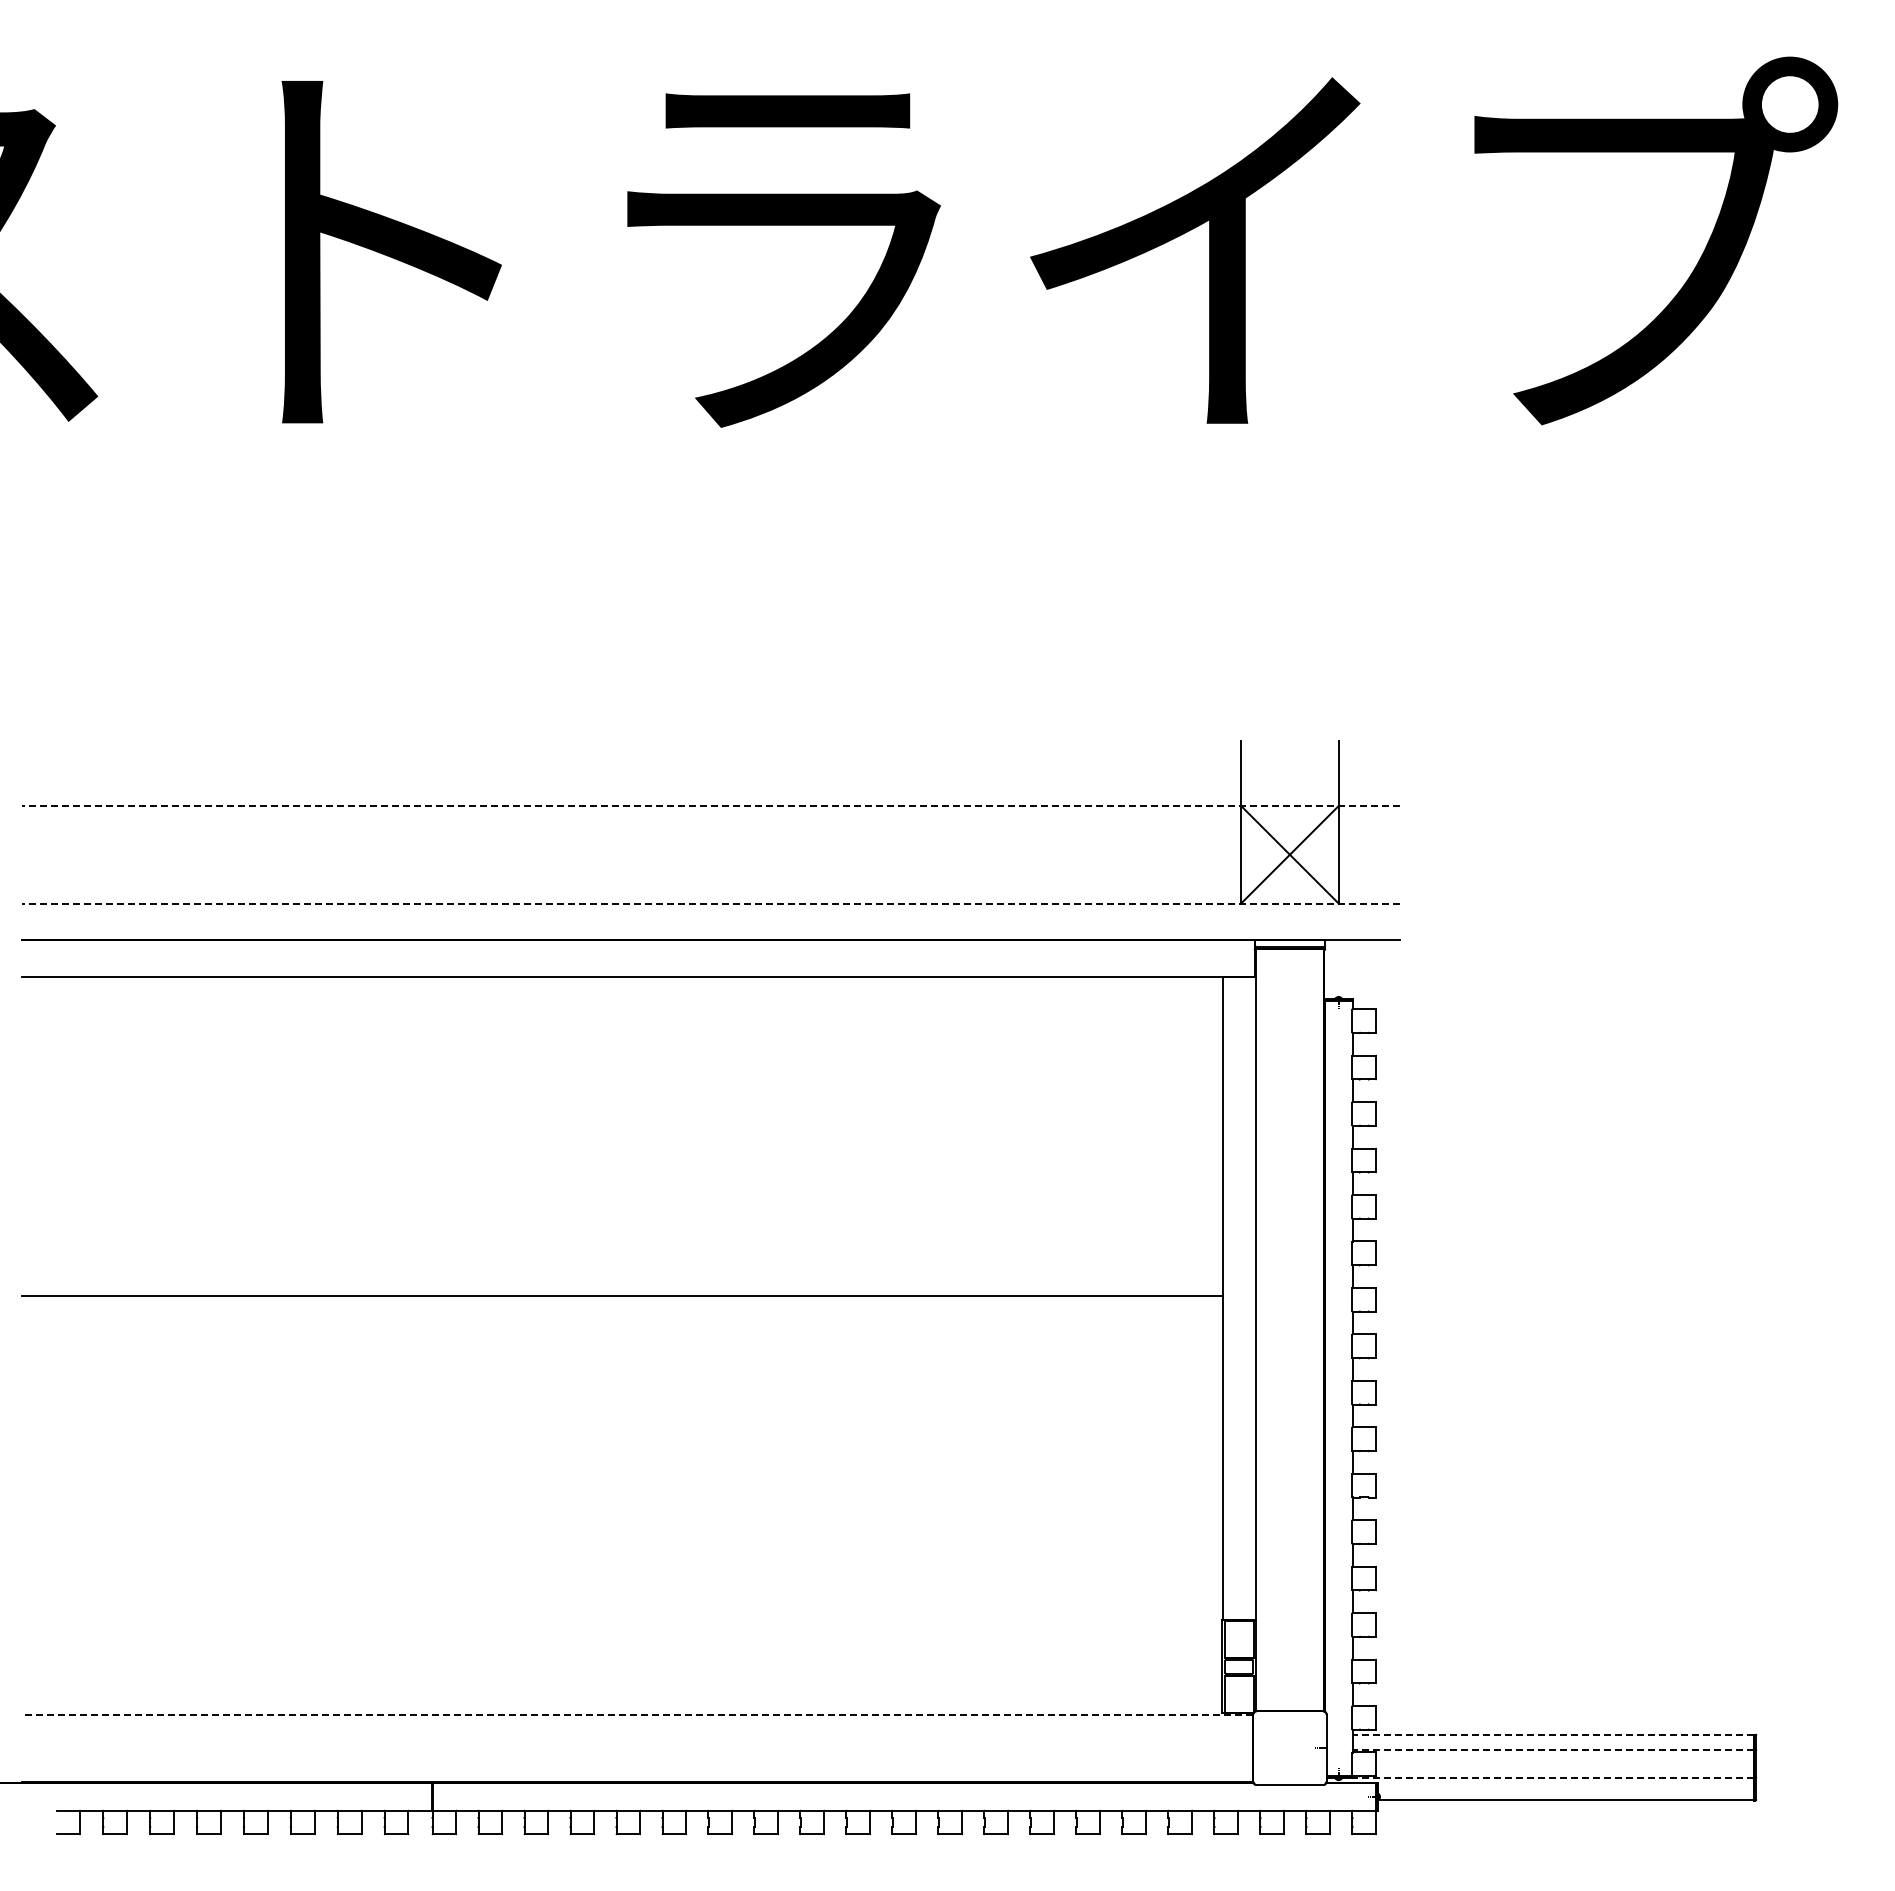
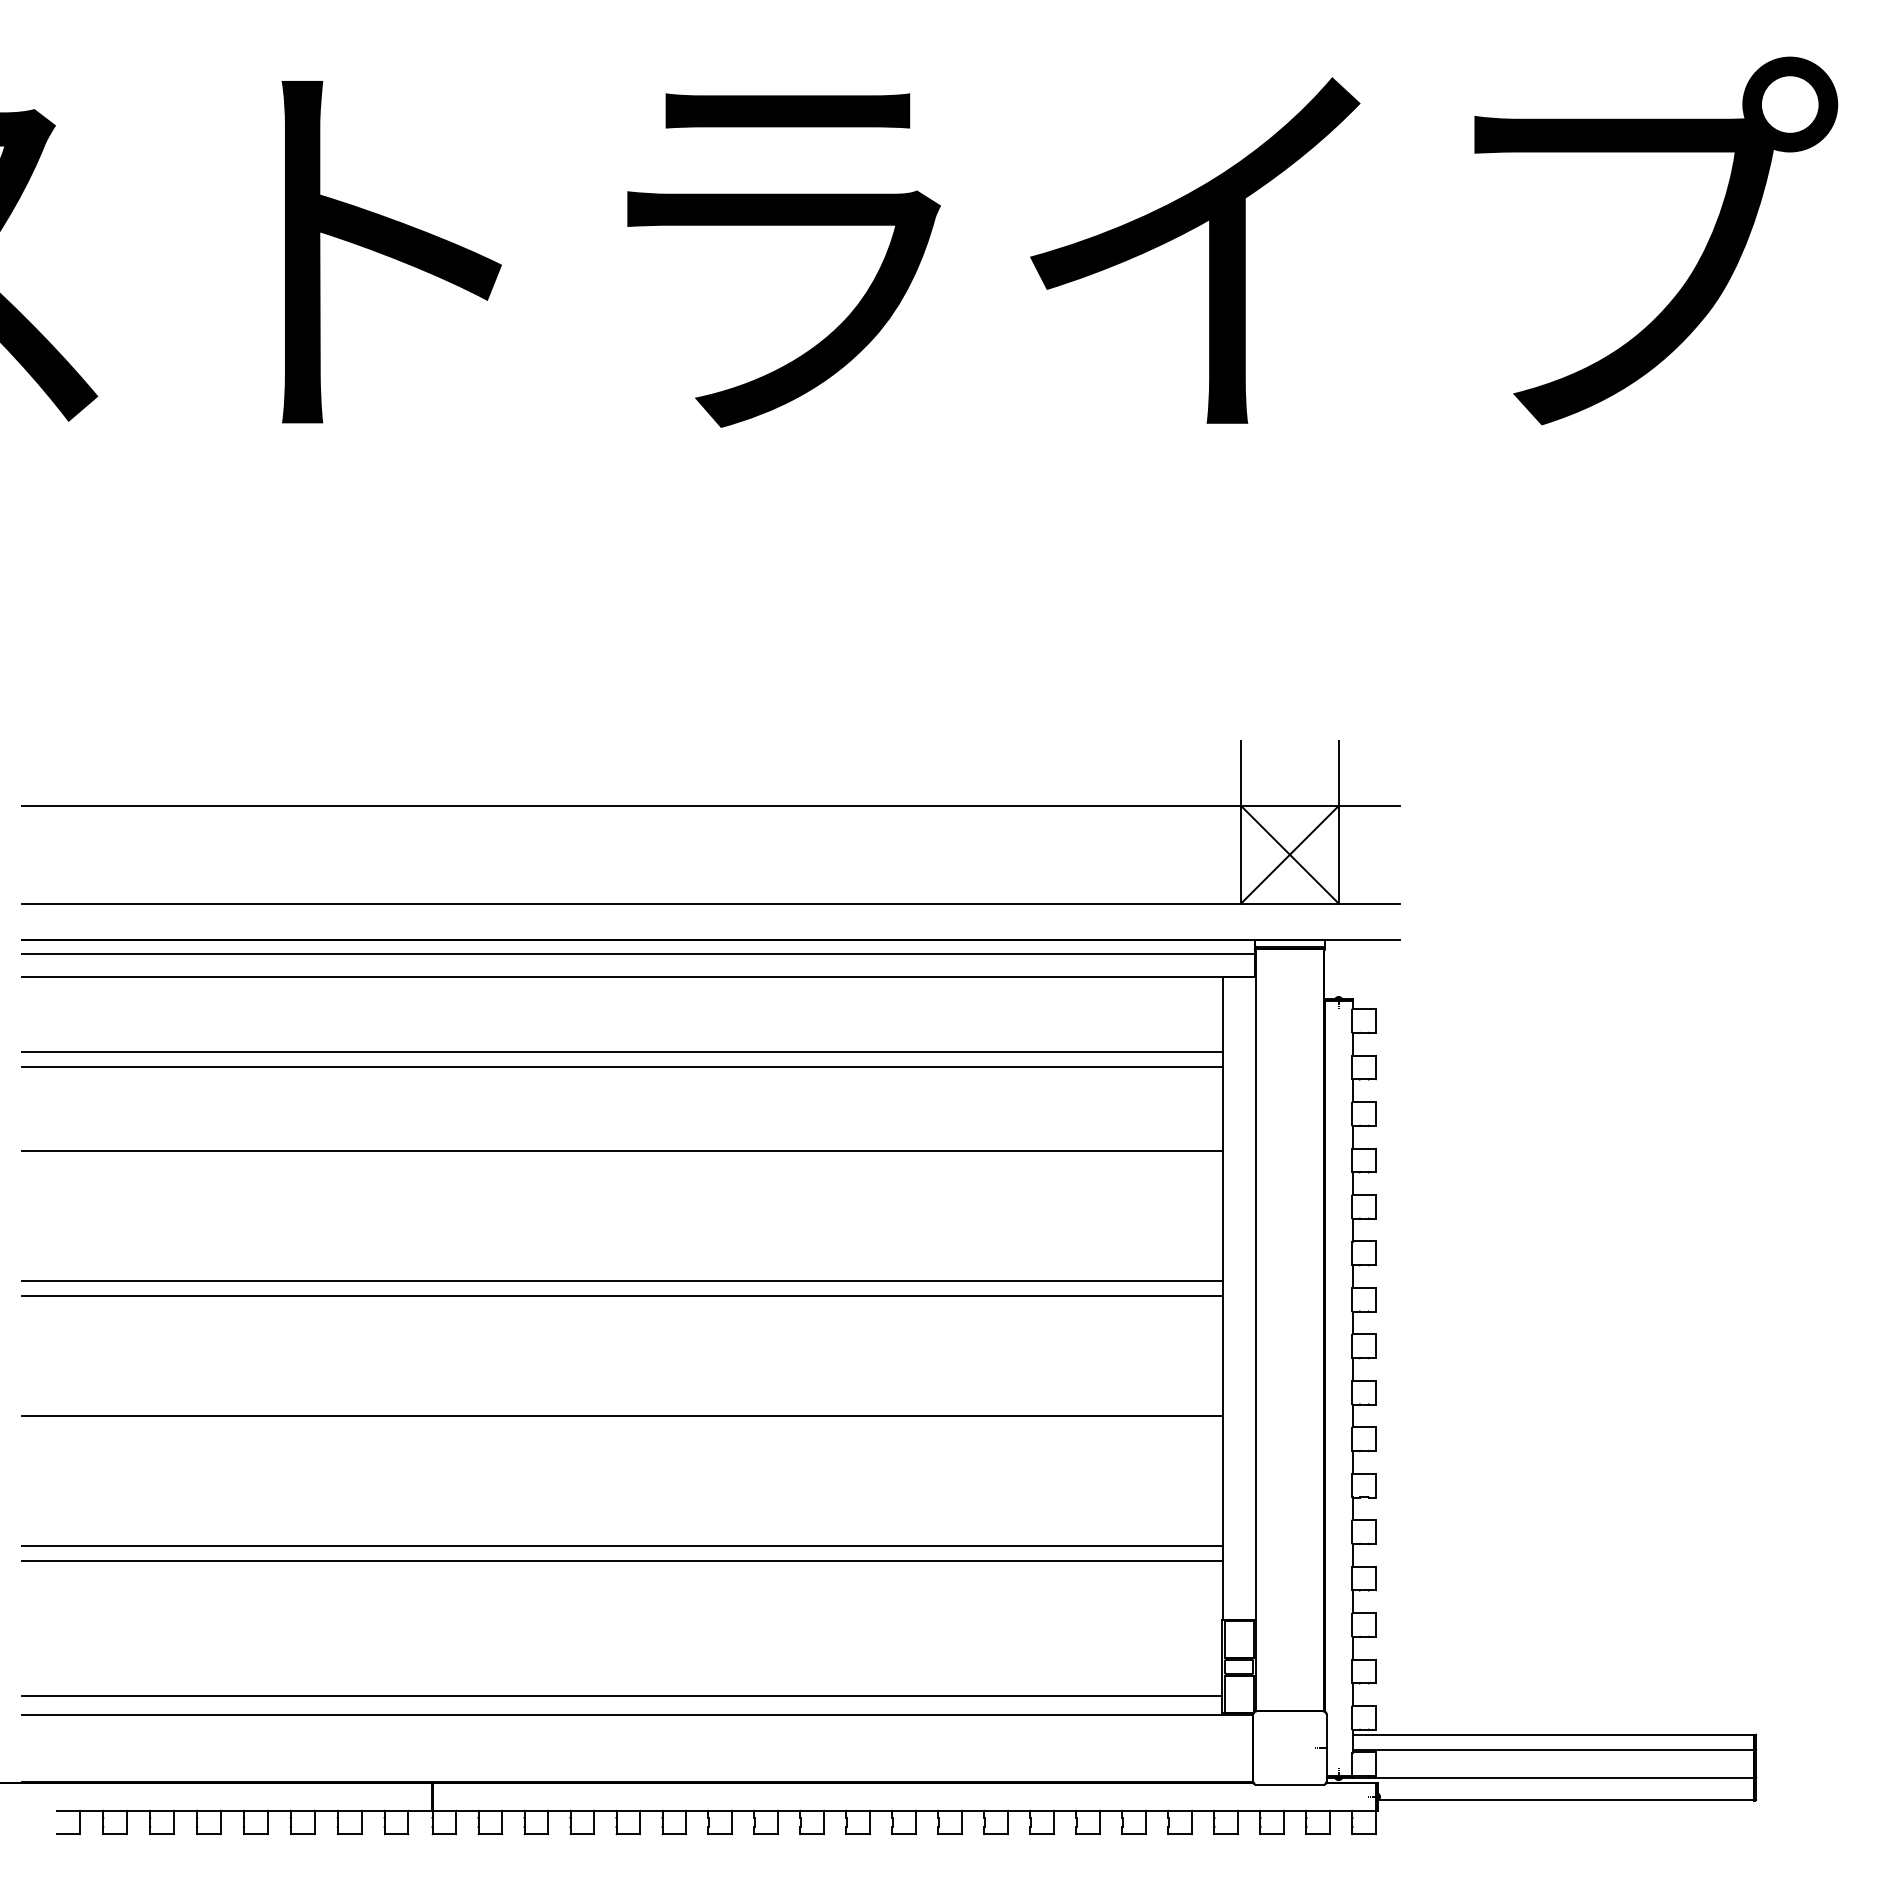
line: dashed -> solid (710, 806)
line: dashed -> solid (710, 903)
line: none -> present (637, 953)
line: none -> present (621, 1052)
line: none -> present (621, 1067)
line: none -> present (621, 1150)
line: none -> present (621, 1280)
line: none -> present (621, 1415)
line: none -> present (621, 1546)
line: none -> present (621, 1560)
line: none -> present (621, 1695)
line: dashed -> solid (637, 1714)
line: dashed -> solid (1553, 1735)
line: dashed -> solid (1553, 1749)
line: dashed -> solid (1553, 1777)
